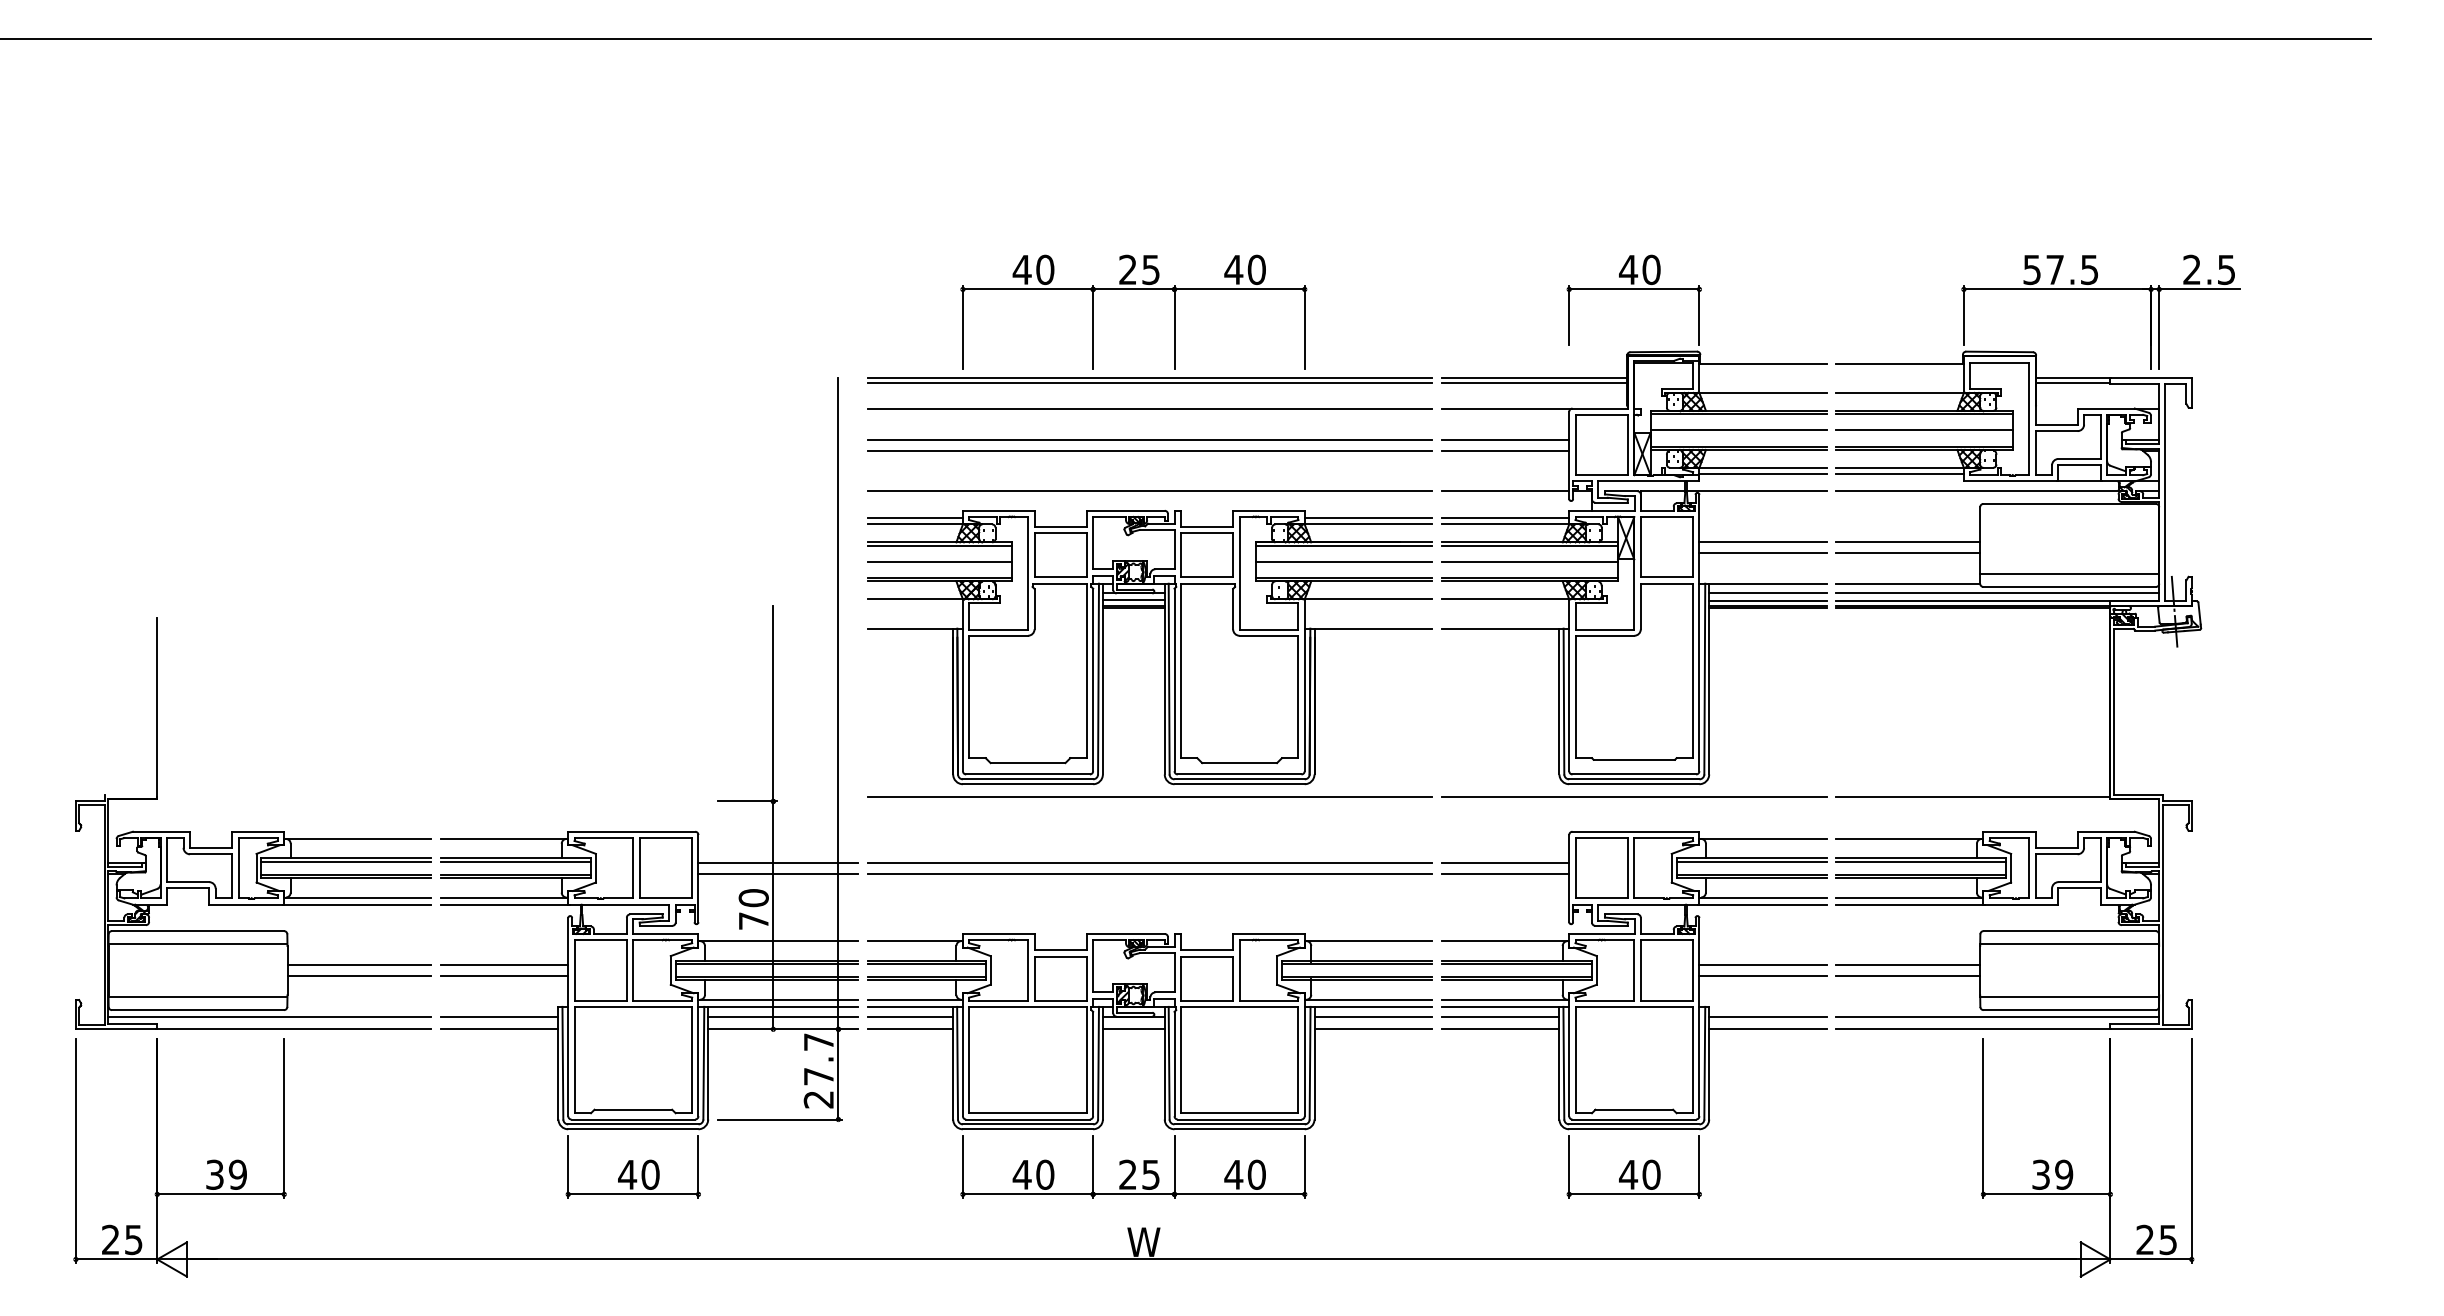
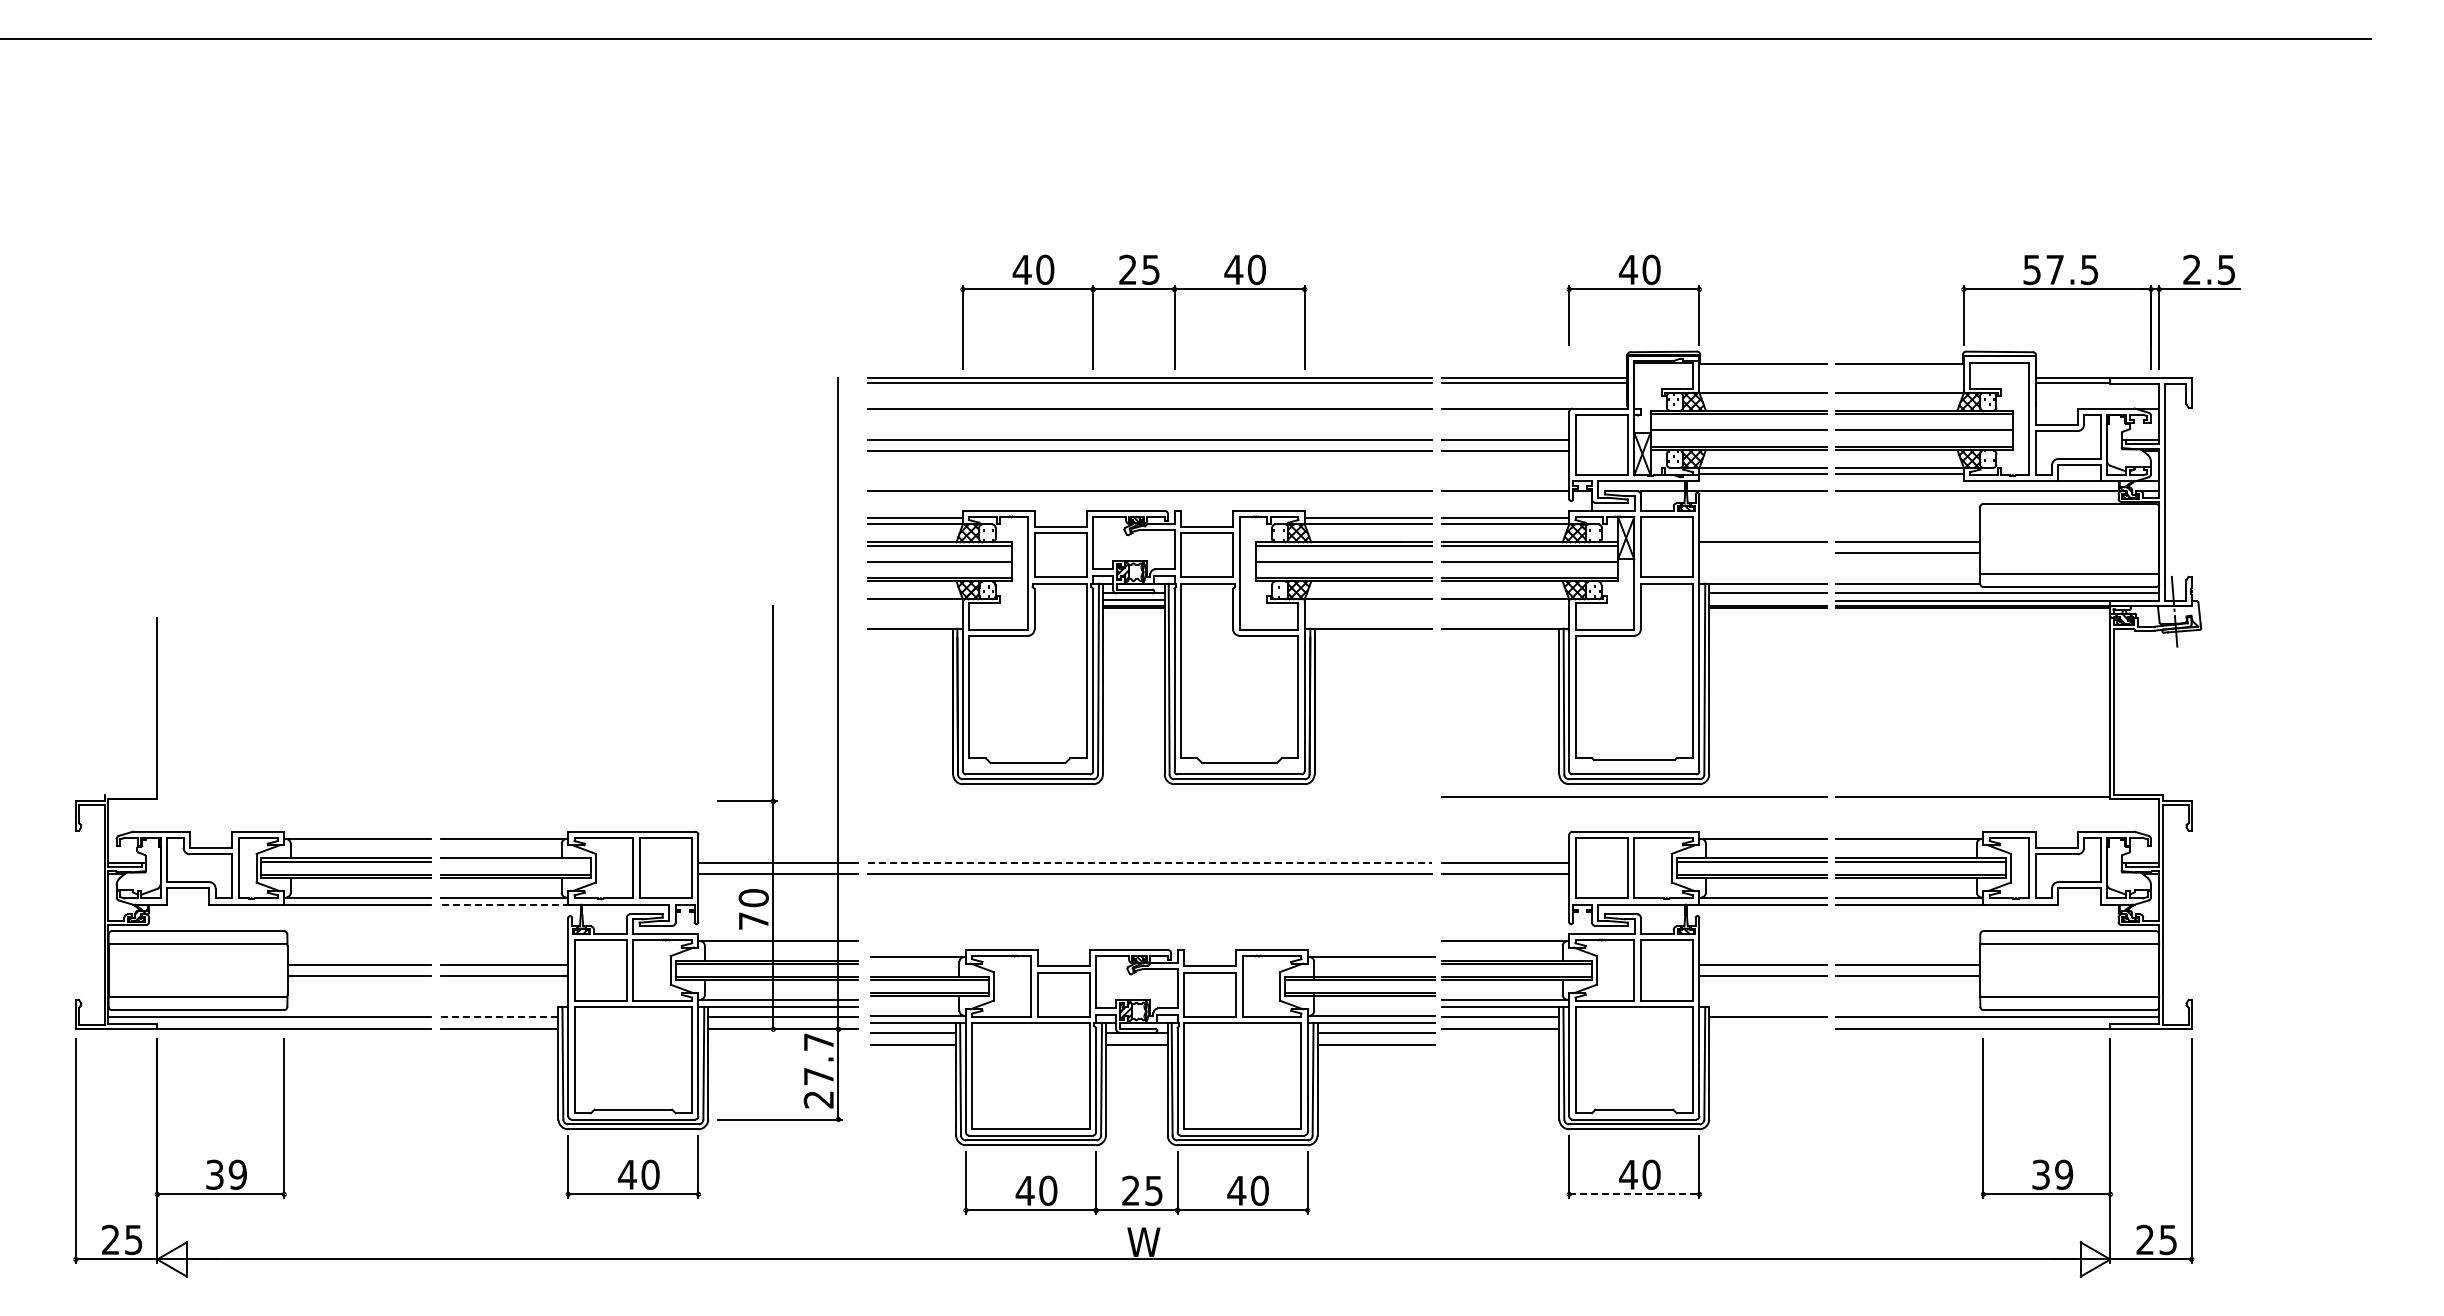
line: present -> none (1762, 552)
line: present -> none (1767, 600)
line: present -> none (1149, 796)
line: present -> none (515, 861)
line: solid -> dashed (1150, 862)
line: solid -> dashed (504, 904)
line: solid -> dashed (499, 1016)
line: present -> none (1767, 1029)
part position: (1164, 1065) -> (1167, 1081) (1167, 1081)
line: solid -> dashed (1634, 1194)
